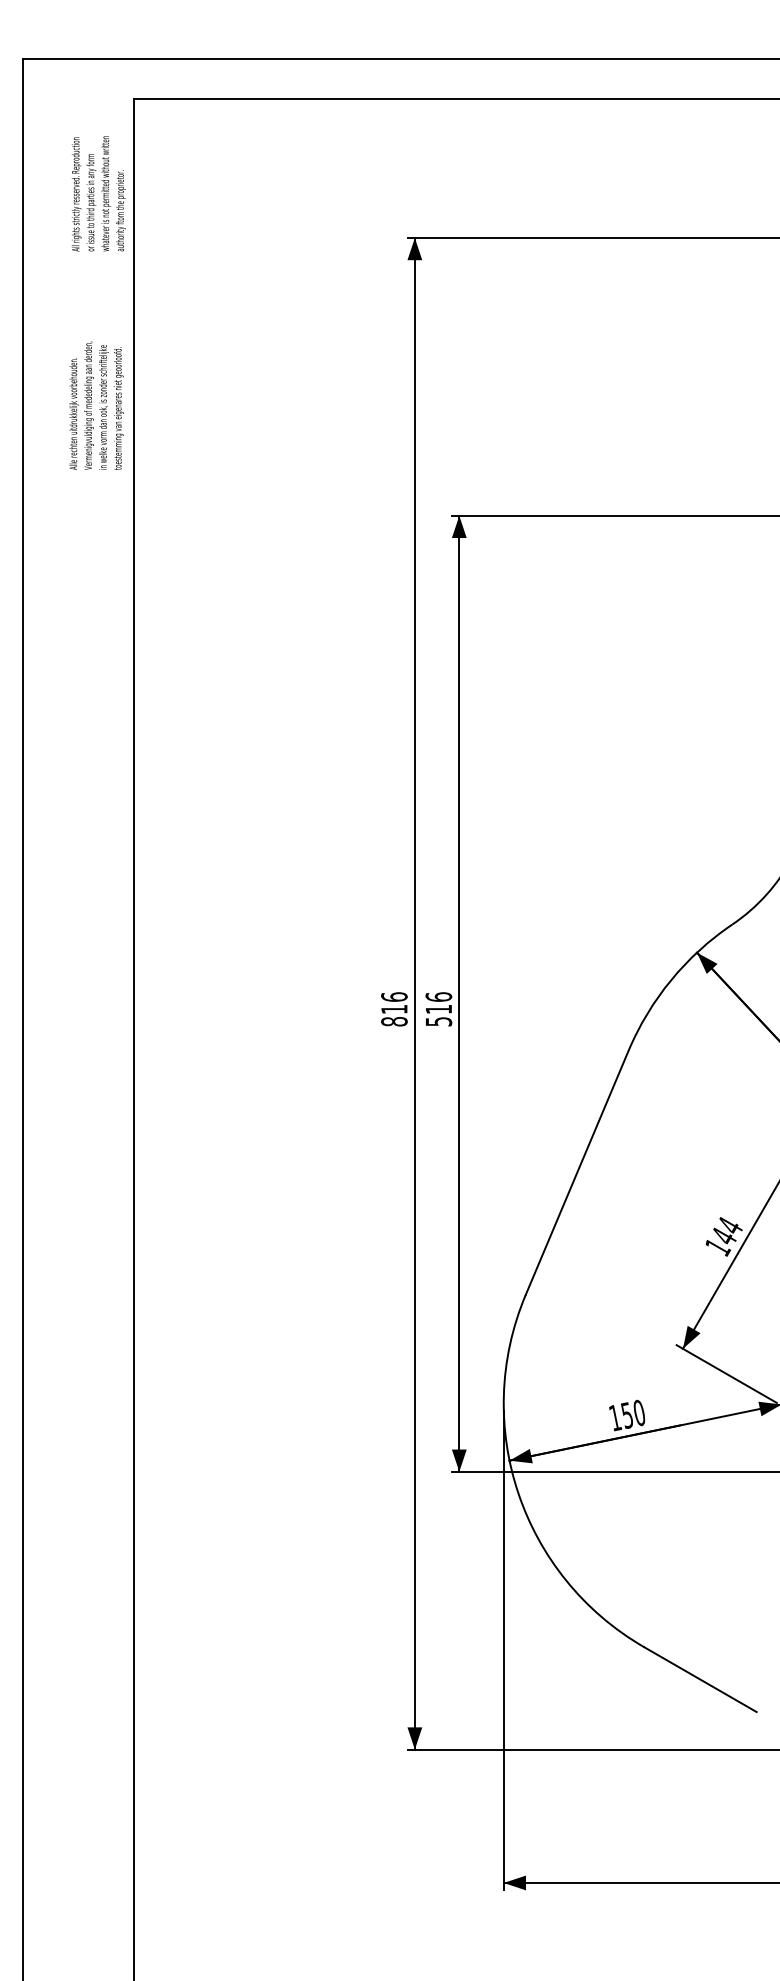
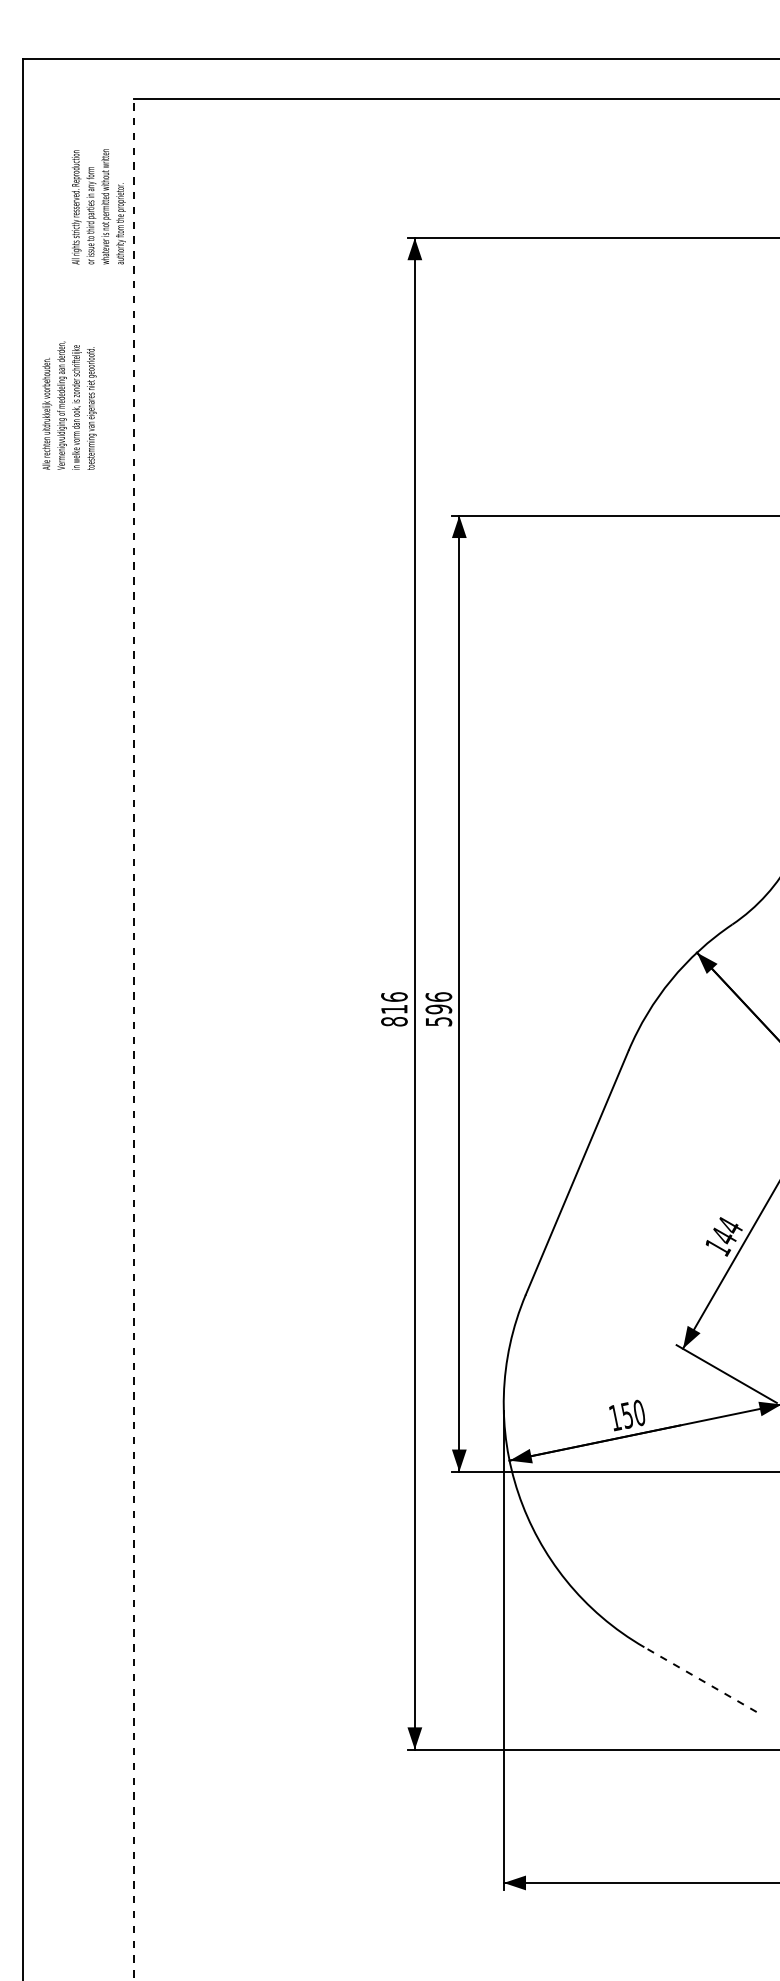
text position: (98, 193) -> (98, 206) (98, 206)
text position: (96, 405) -> (69, 405) (69, 405)
text: 516 -> 596 (438, 1009)
line: solid -> dashed (134, 1039)
line: solid -> dashed (700, 1679)
